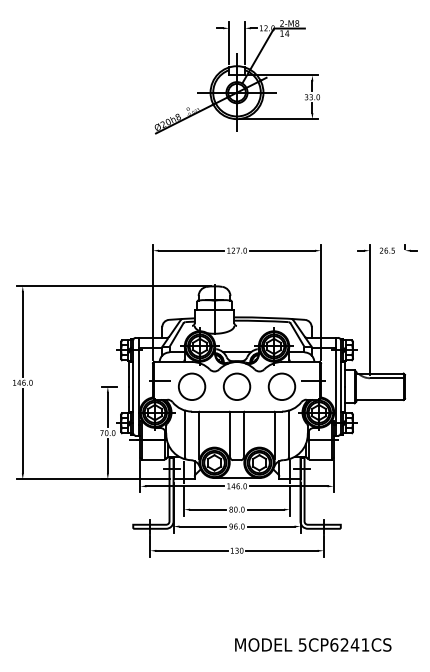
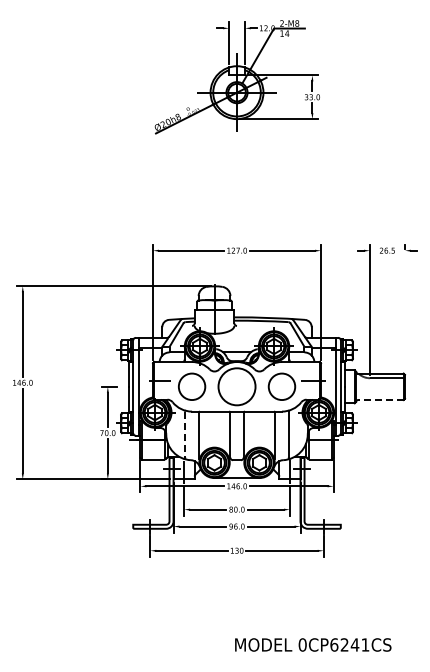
circle diameter: 26 px -> 37 px (236, 386)
line: solid -> dashed (380, 400)
line: solid -> dashed (185, 434)
text: 5CP6241CS -> 0CP6241CS (302, 644)
